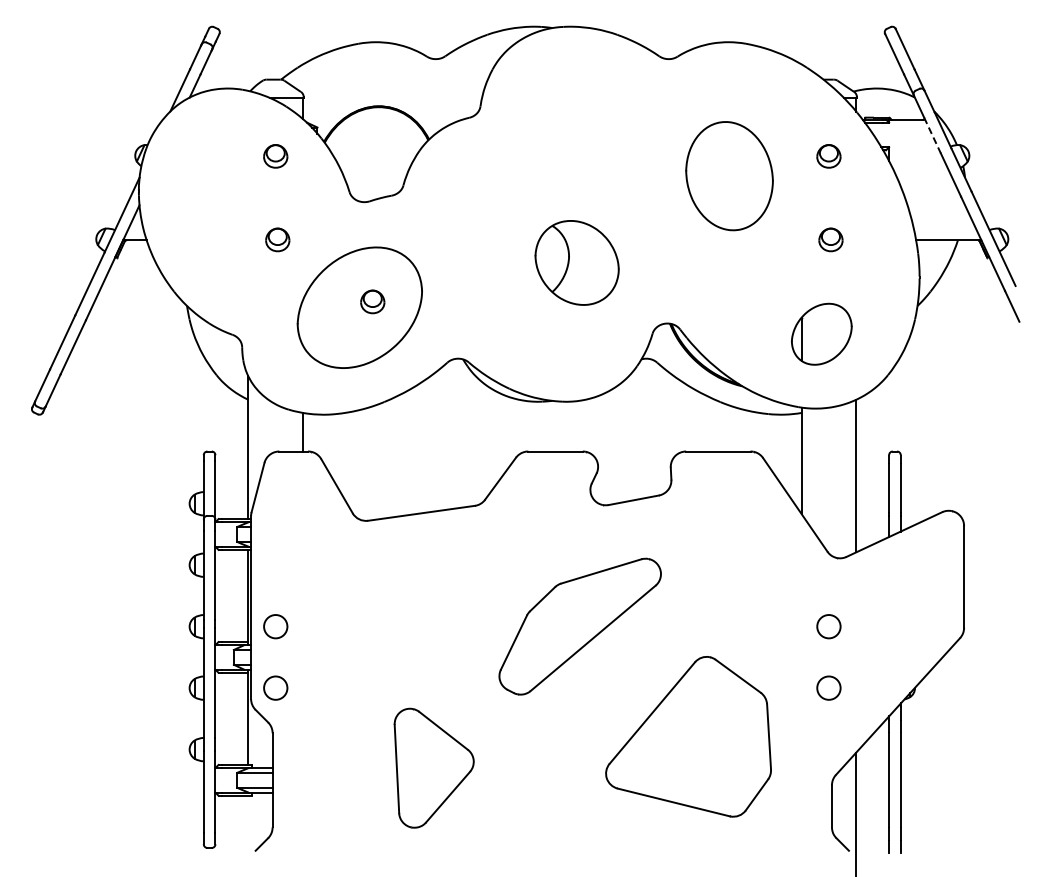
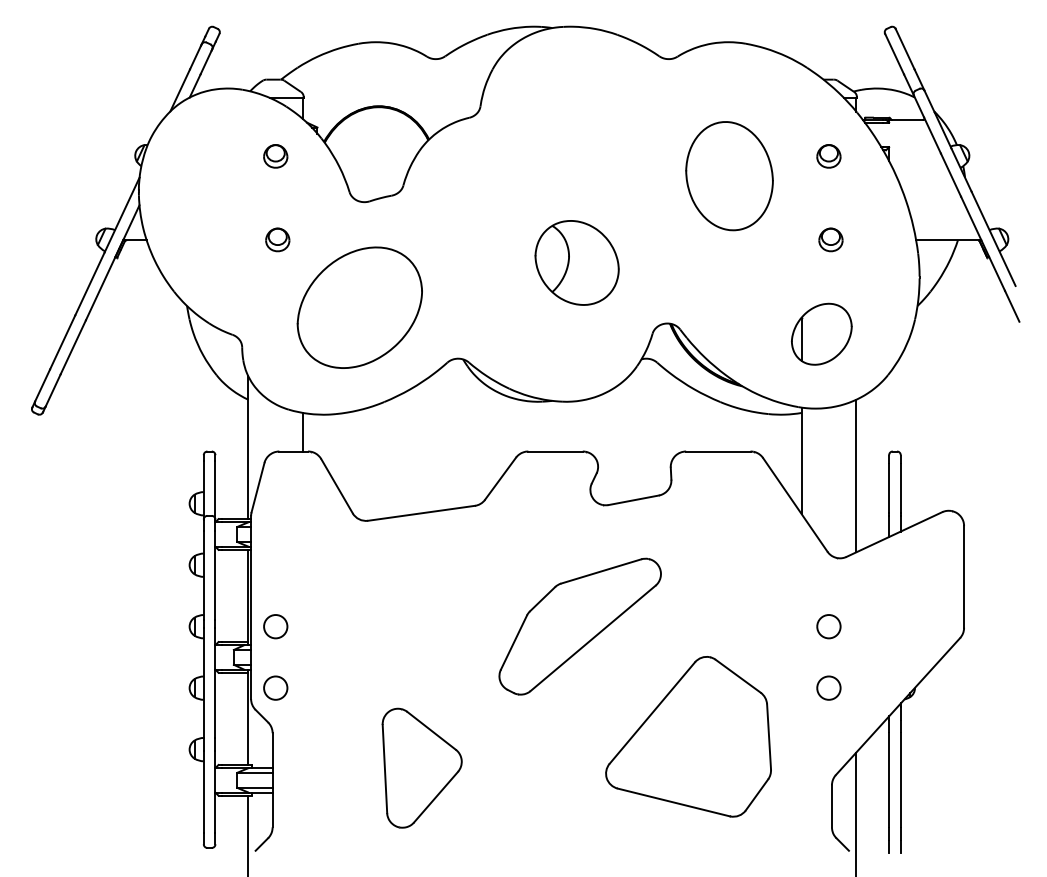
line: dashed -> solid (932, 135)
part: present -> none (372, 301)
part position: (433, 767) -> (421, 767) (421, 767)
line: none -> present (248, 834)
